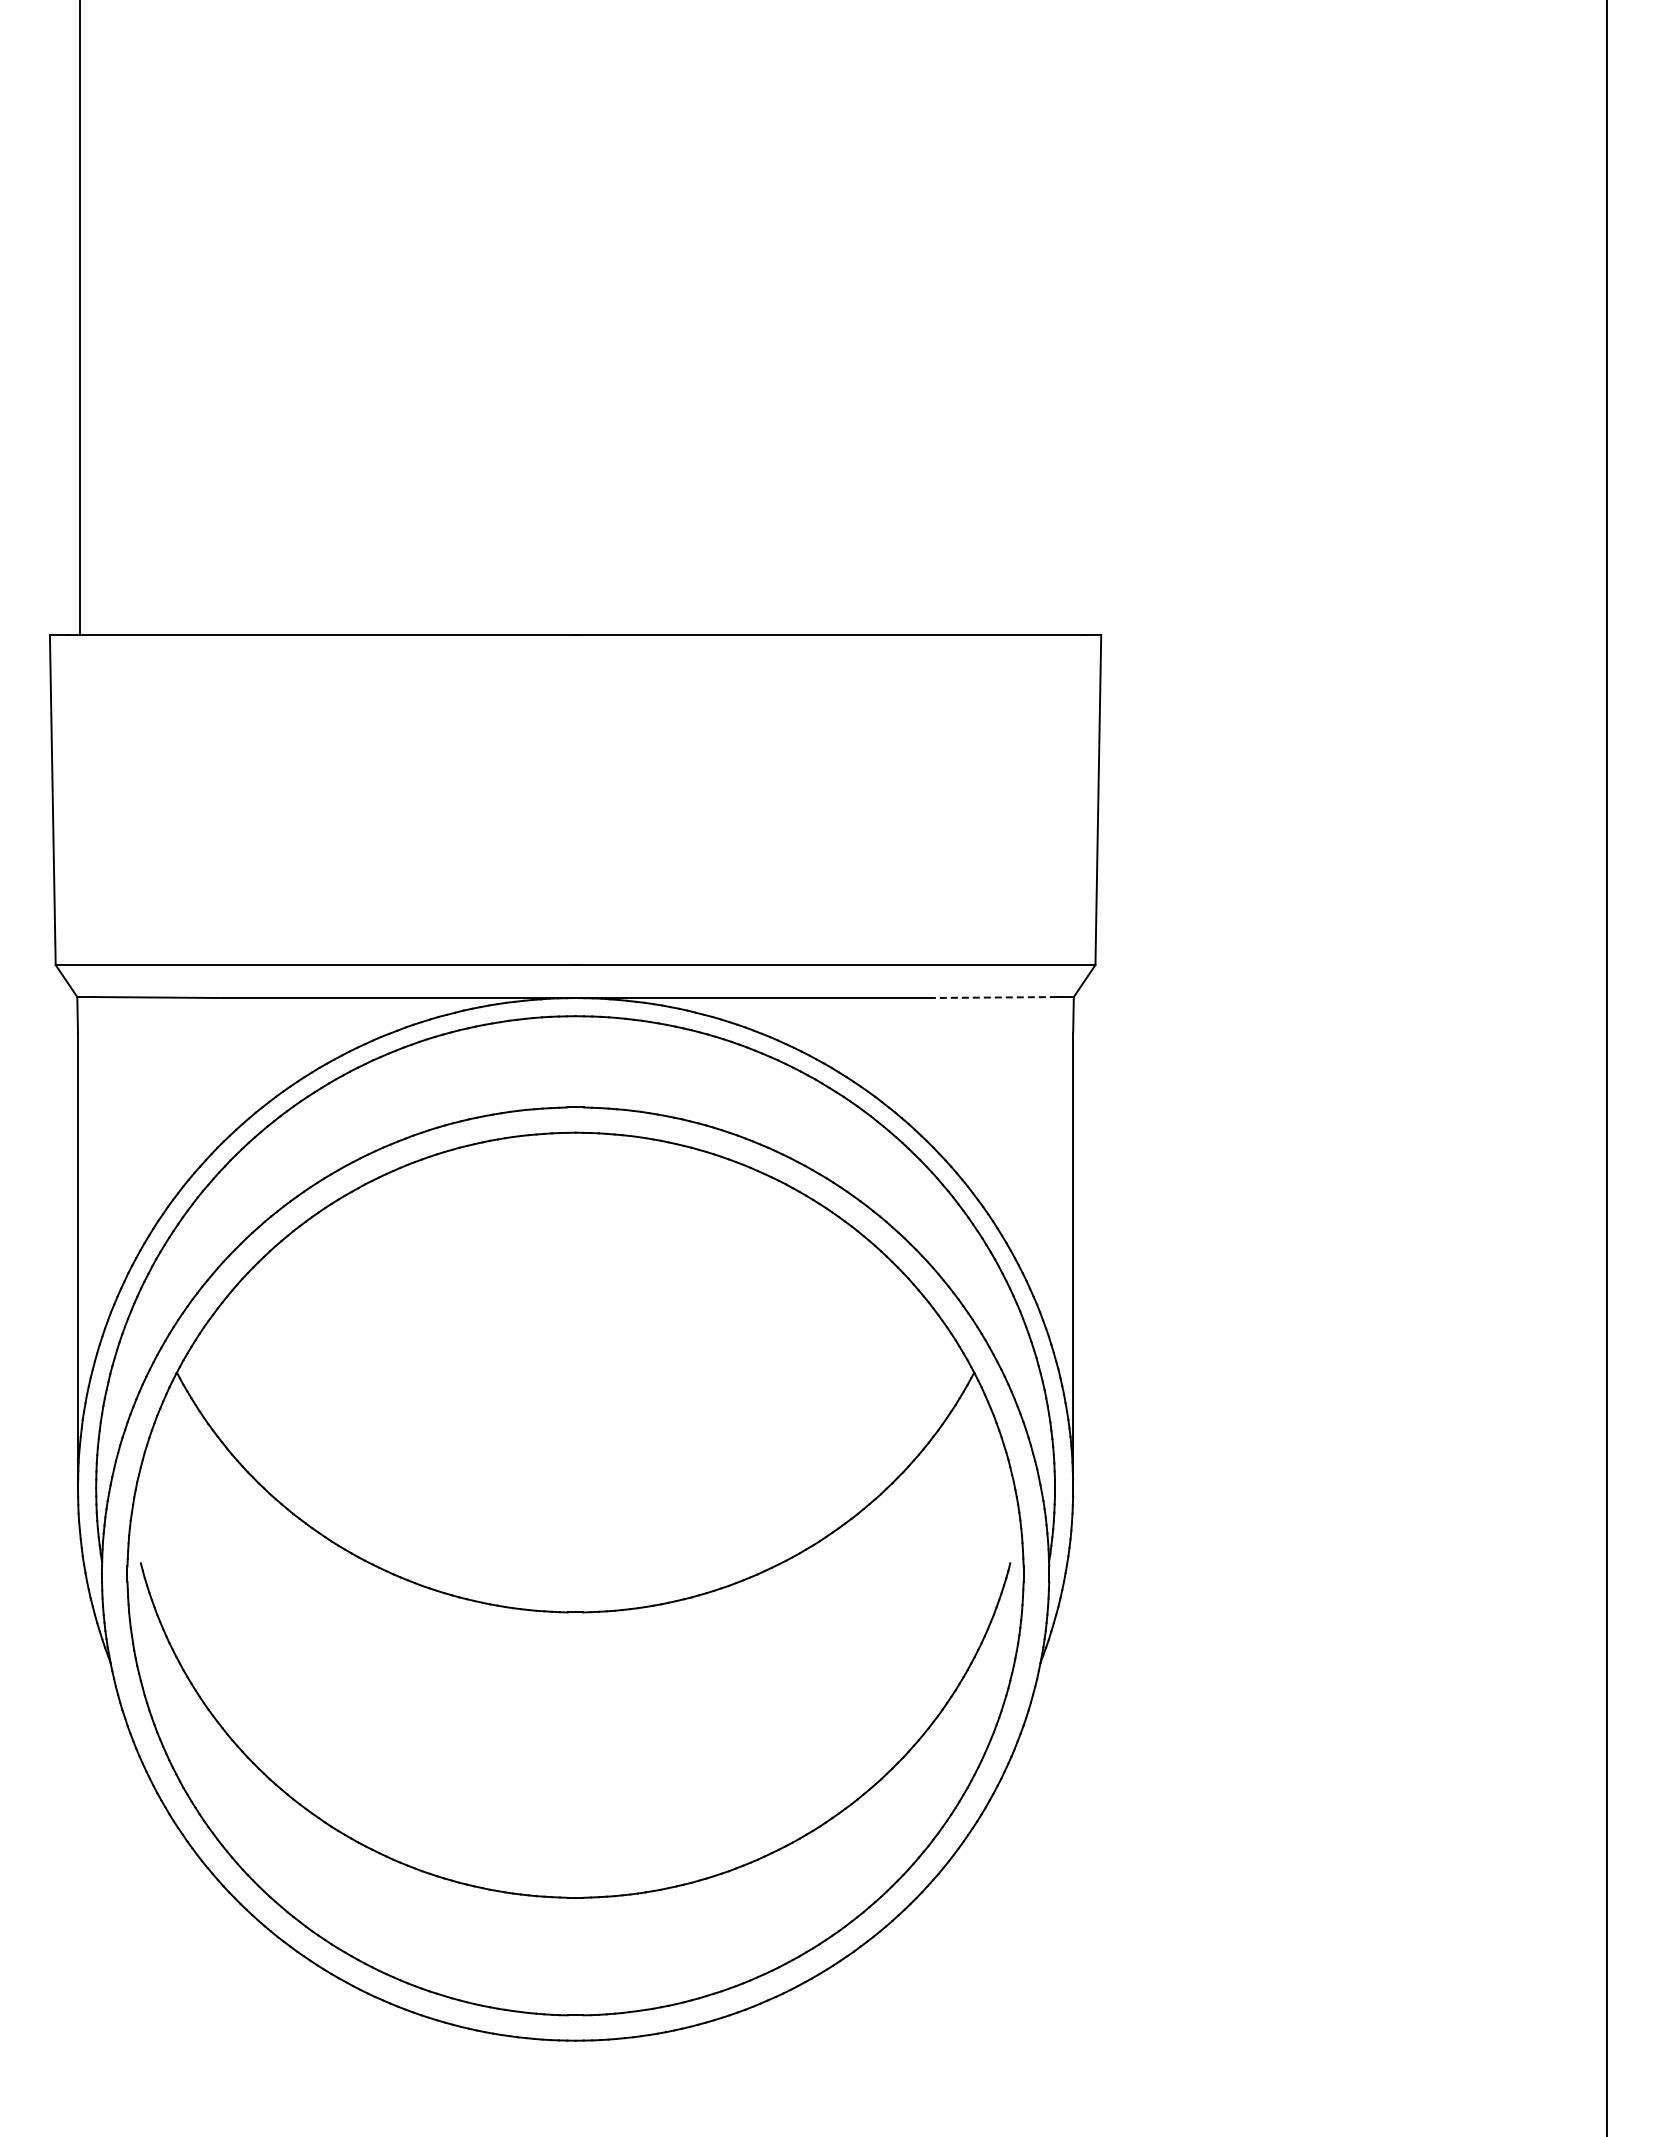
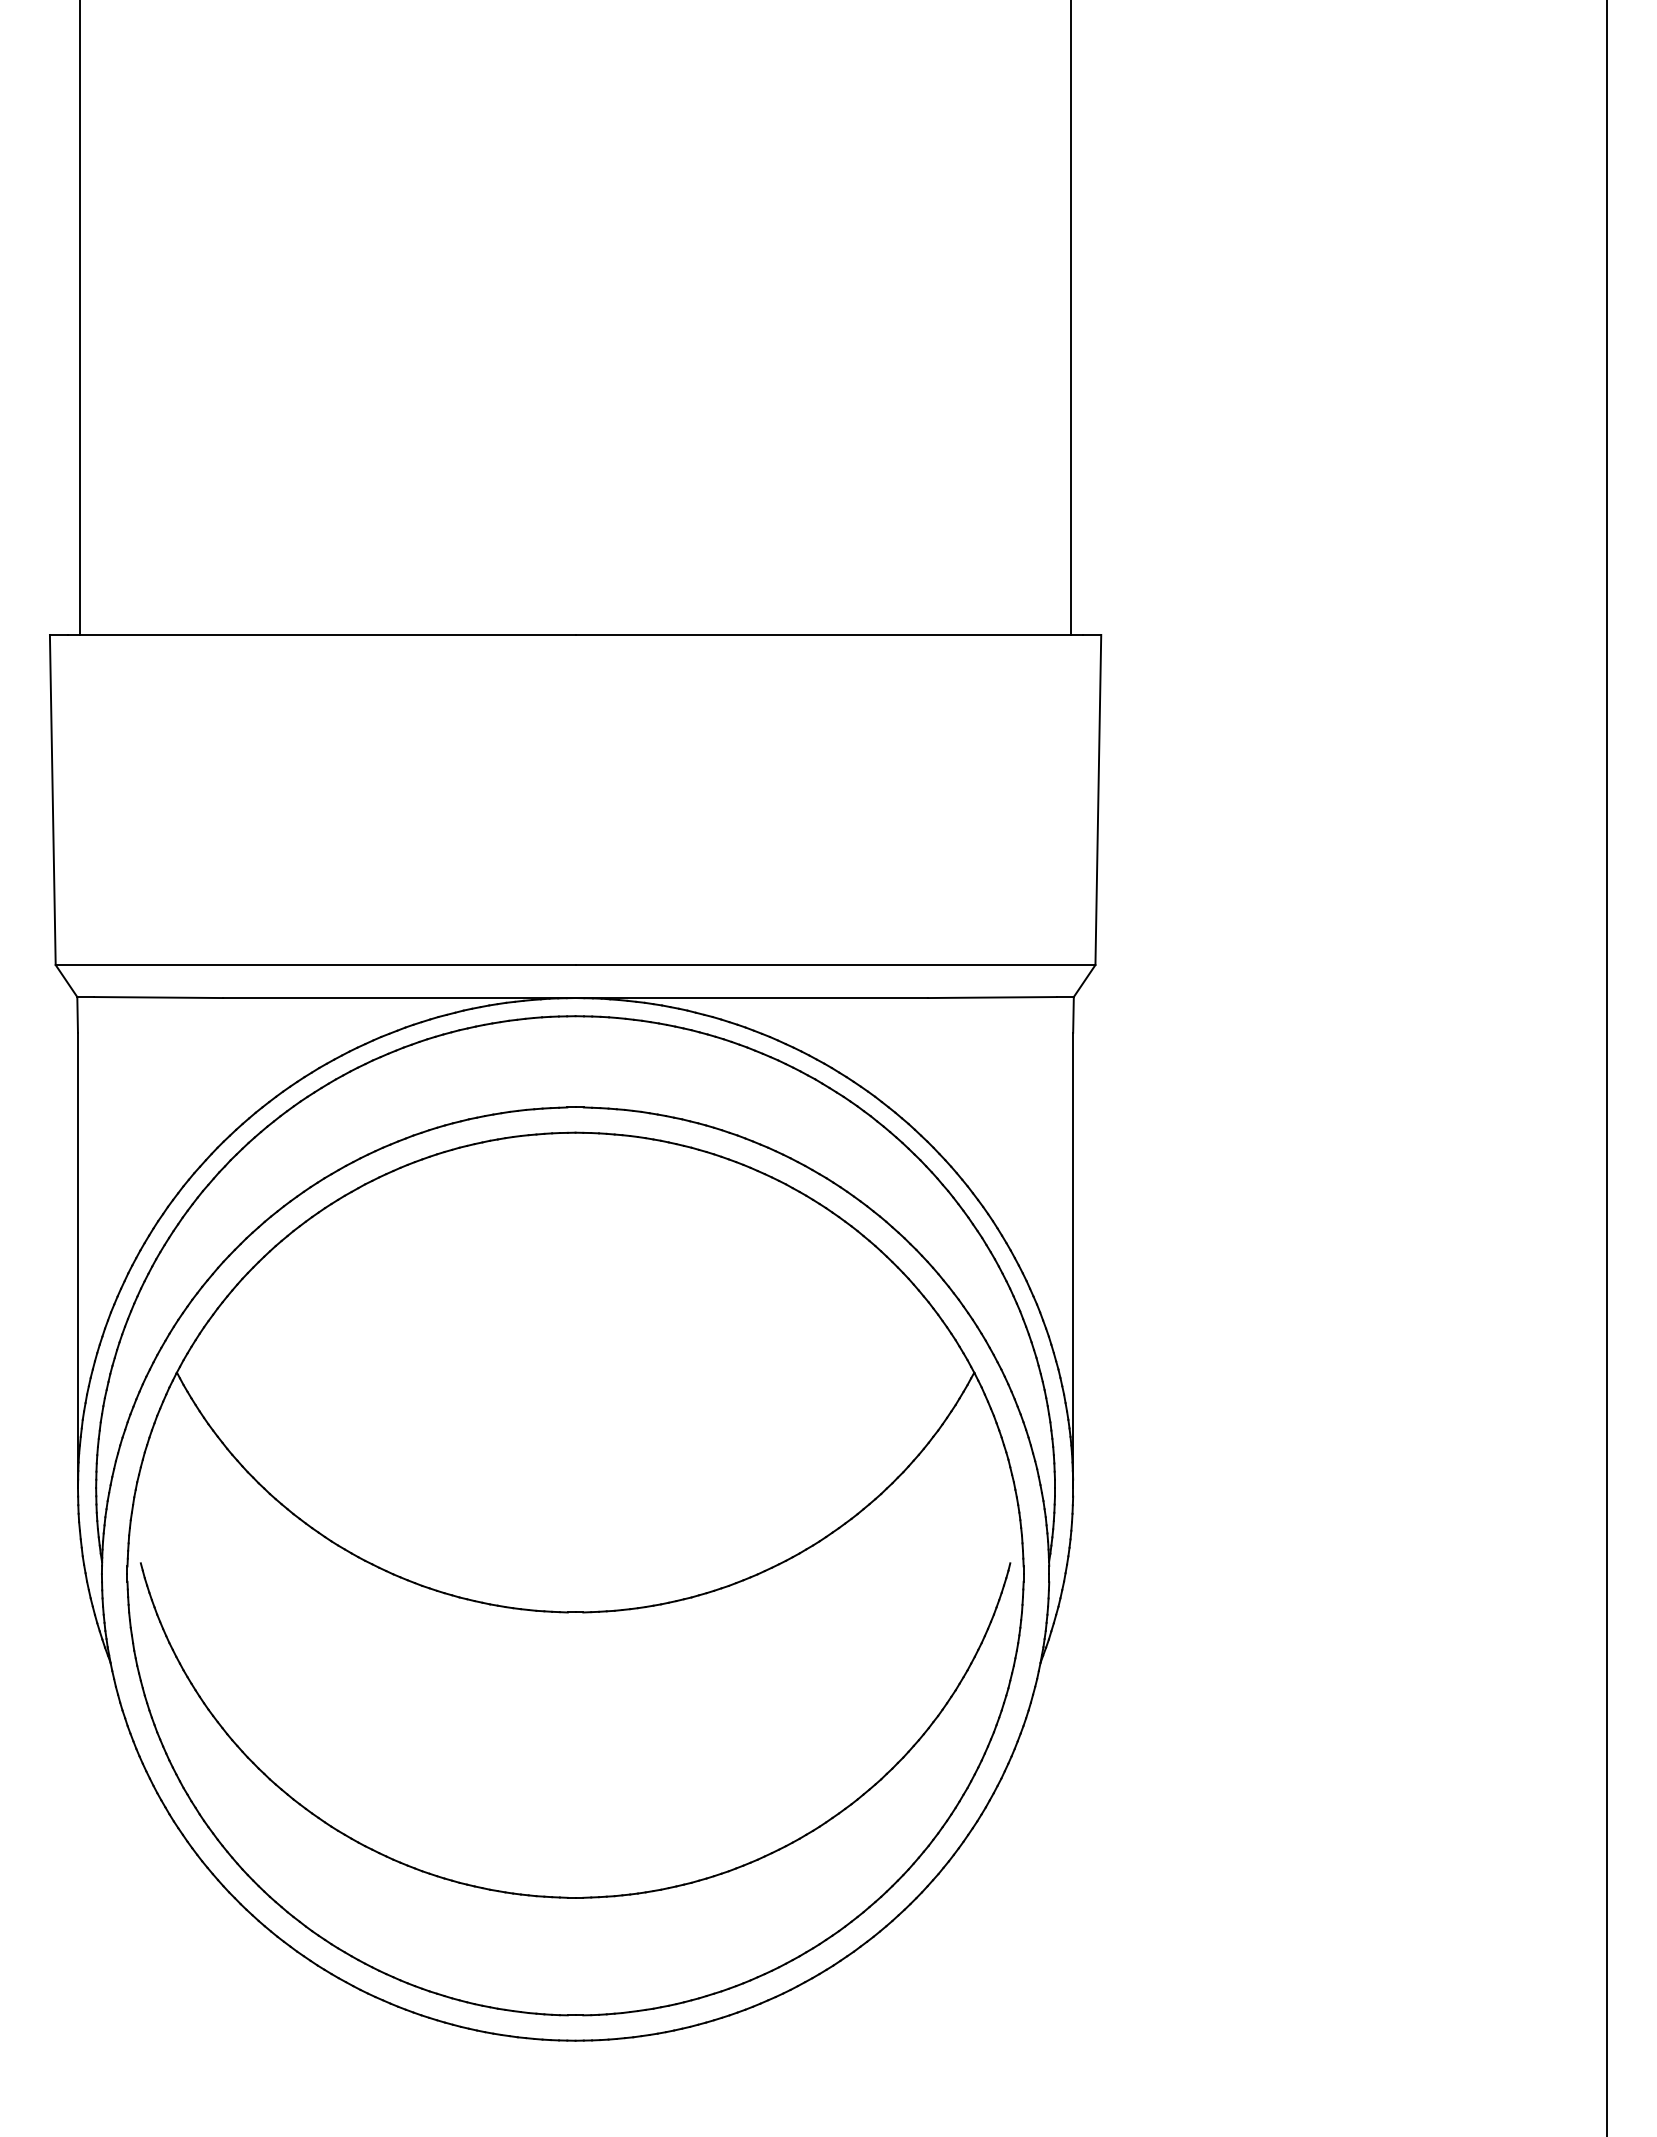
line: none -> present (1070, 318)
line: dashed -> solid (991, 997)
